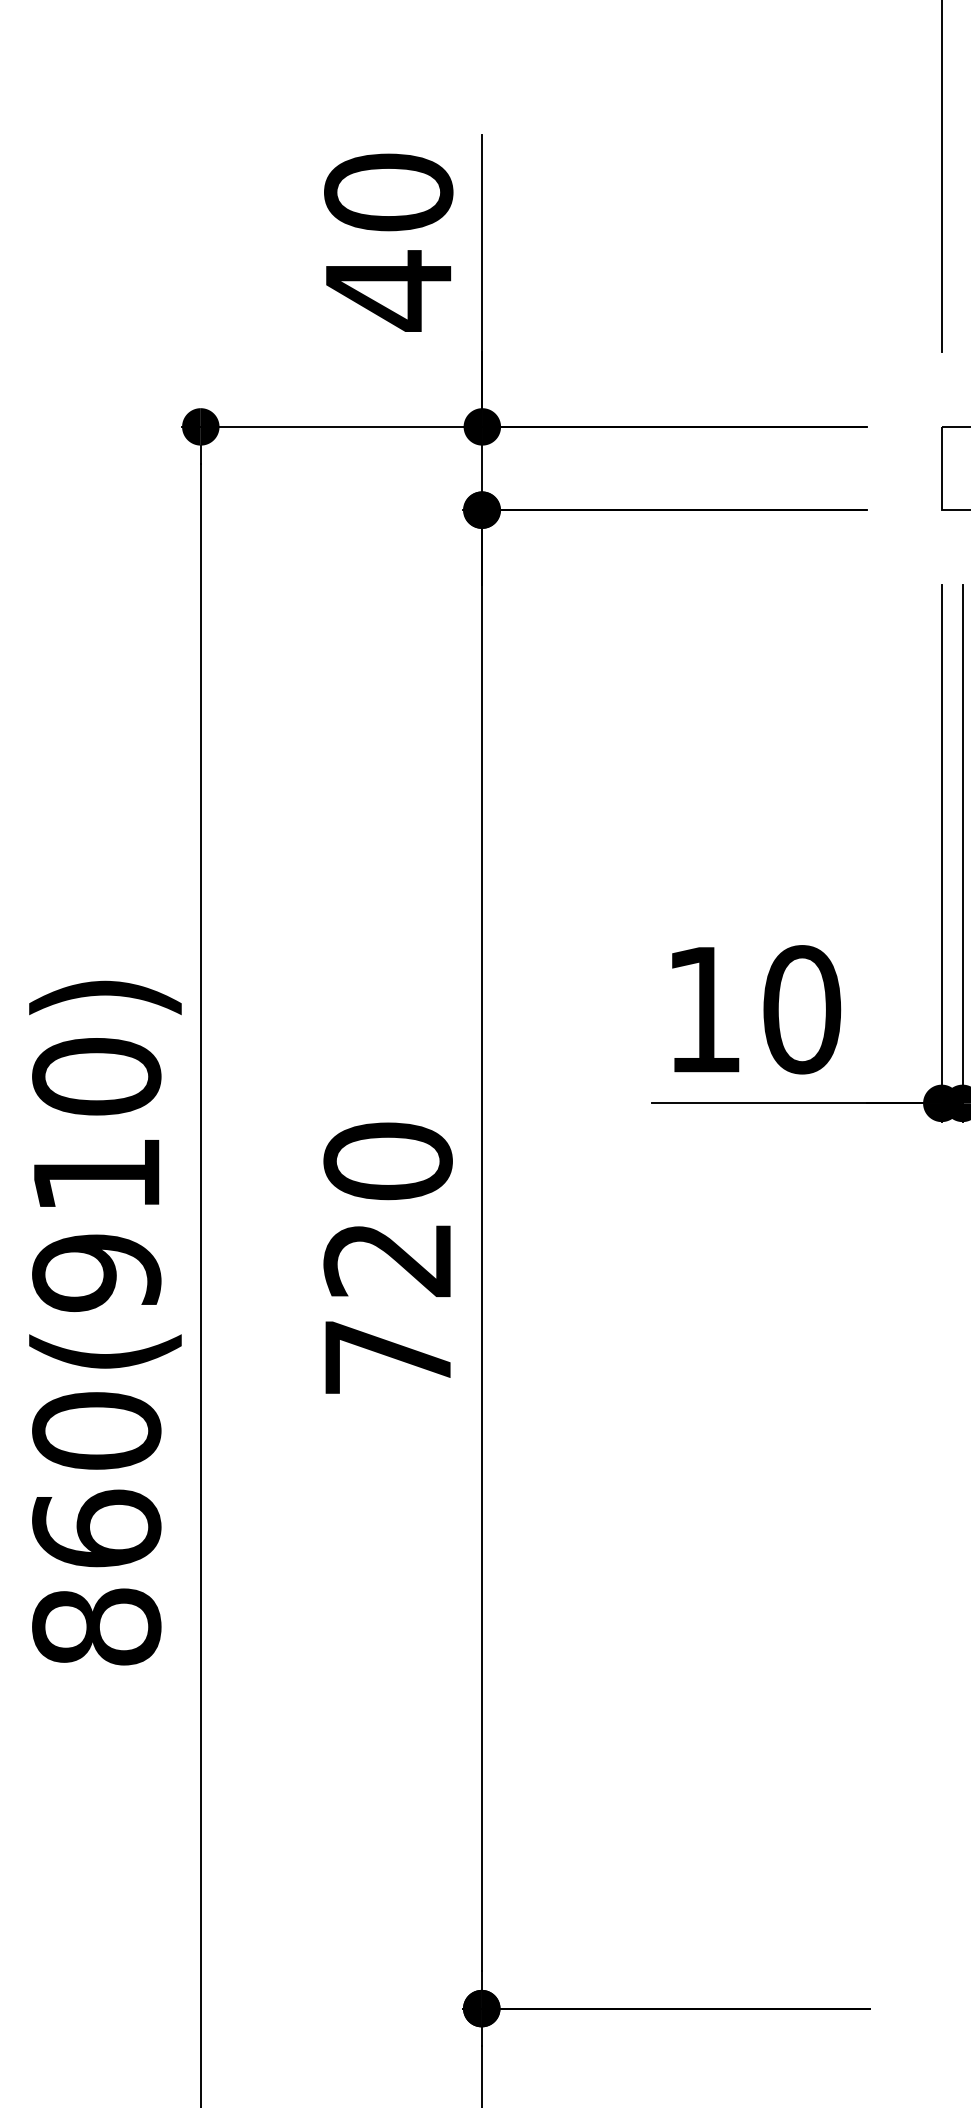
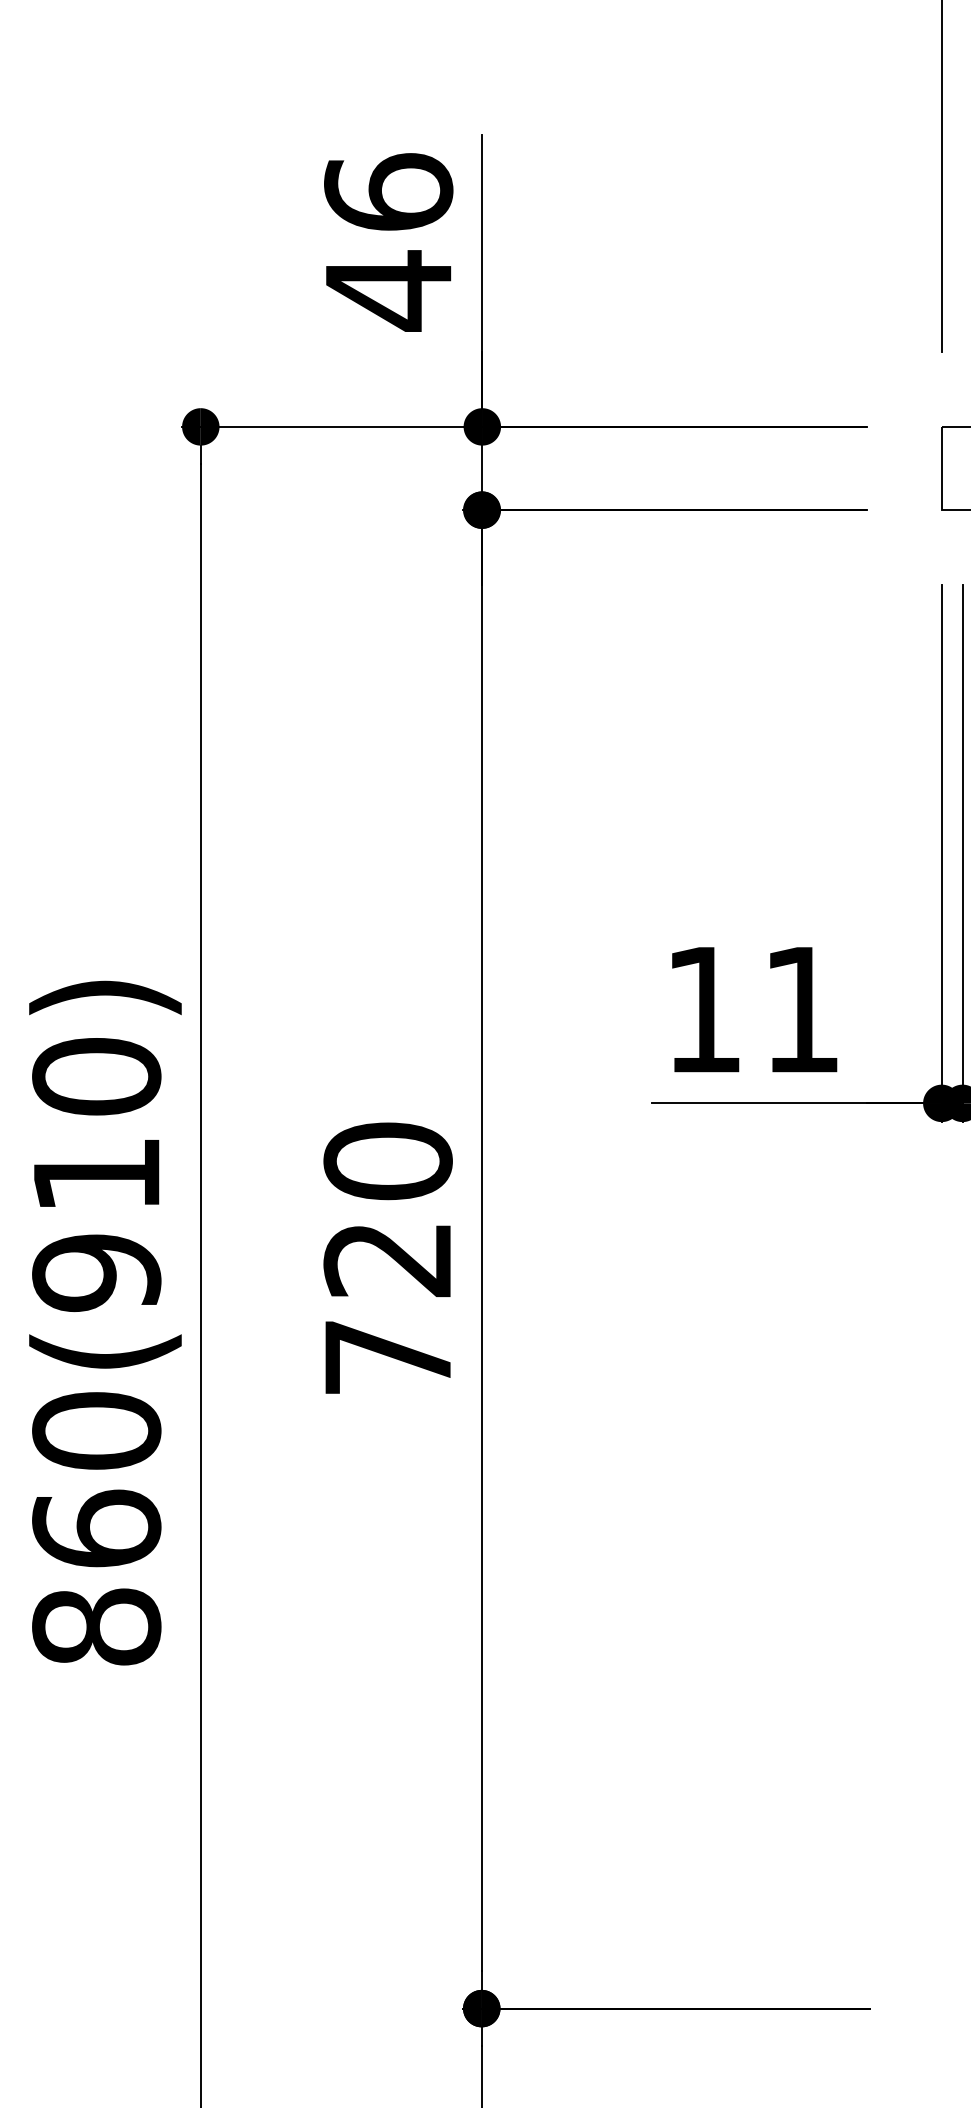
text: 40 -> 46 (388, 192)
text: 10 -> 11 (802, 1009)
